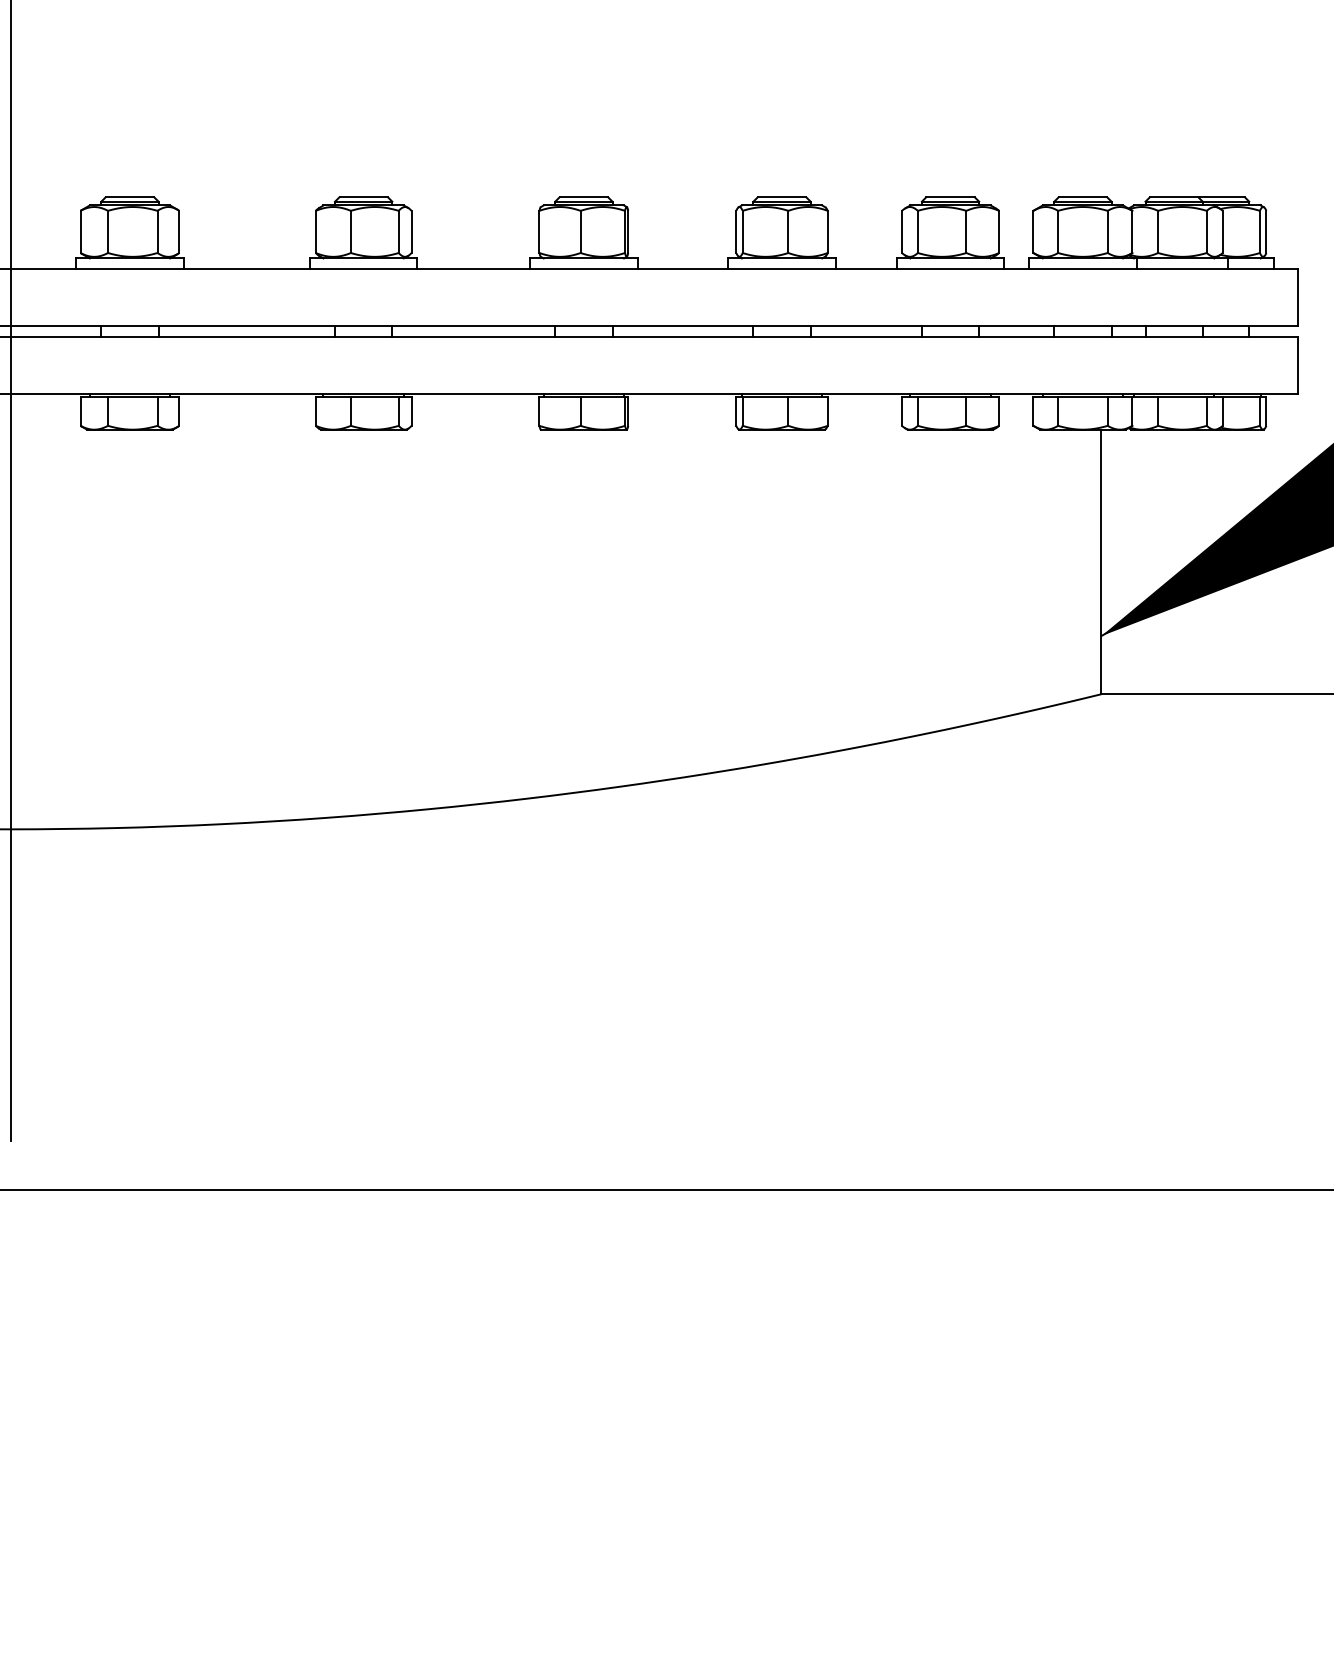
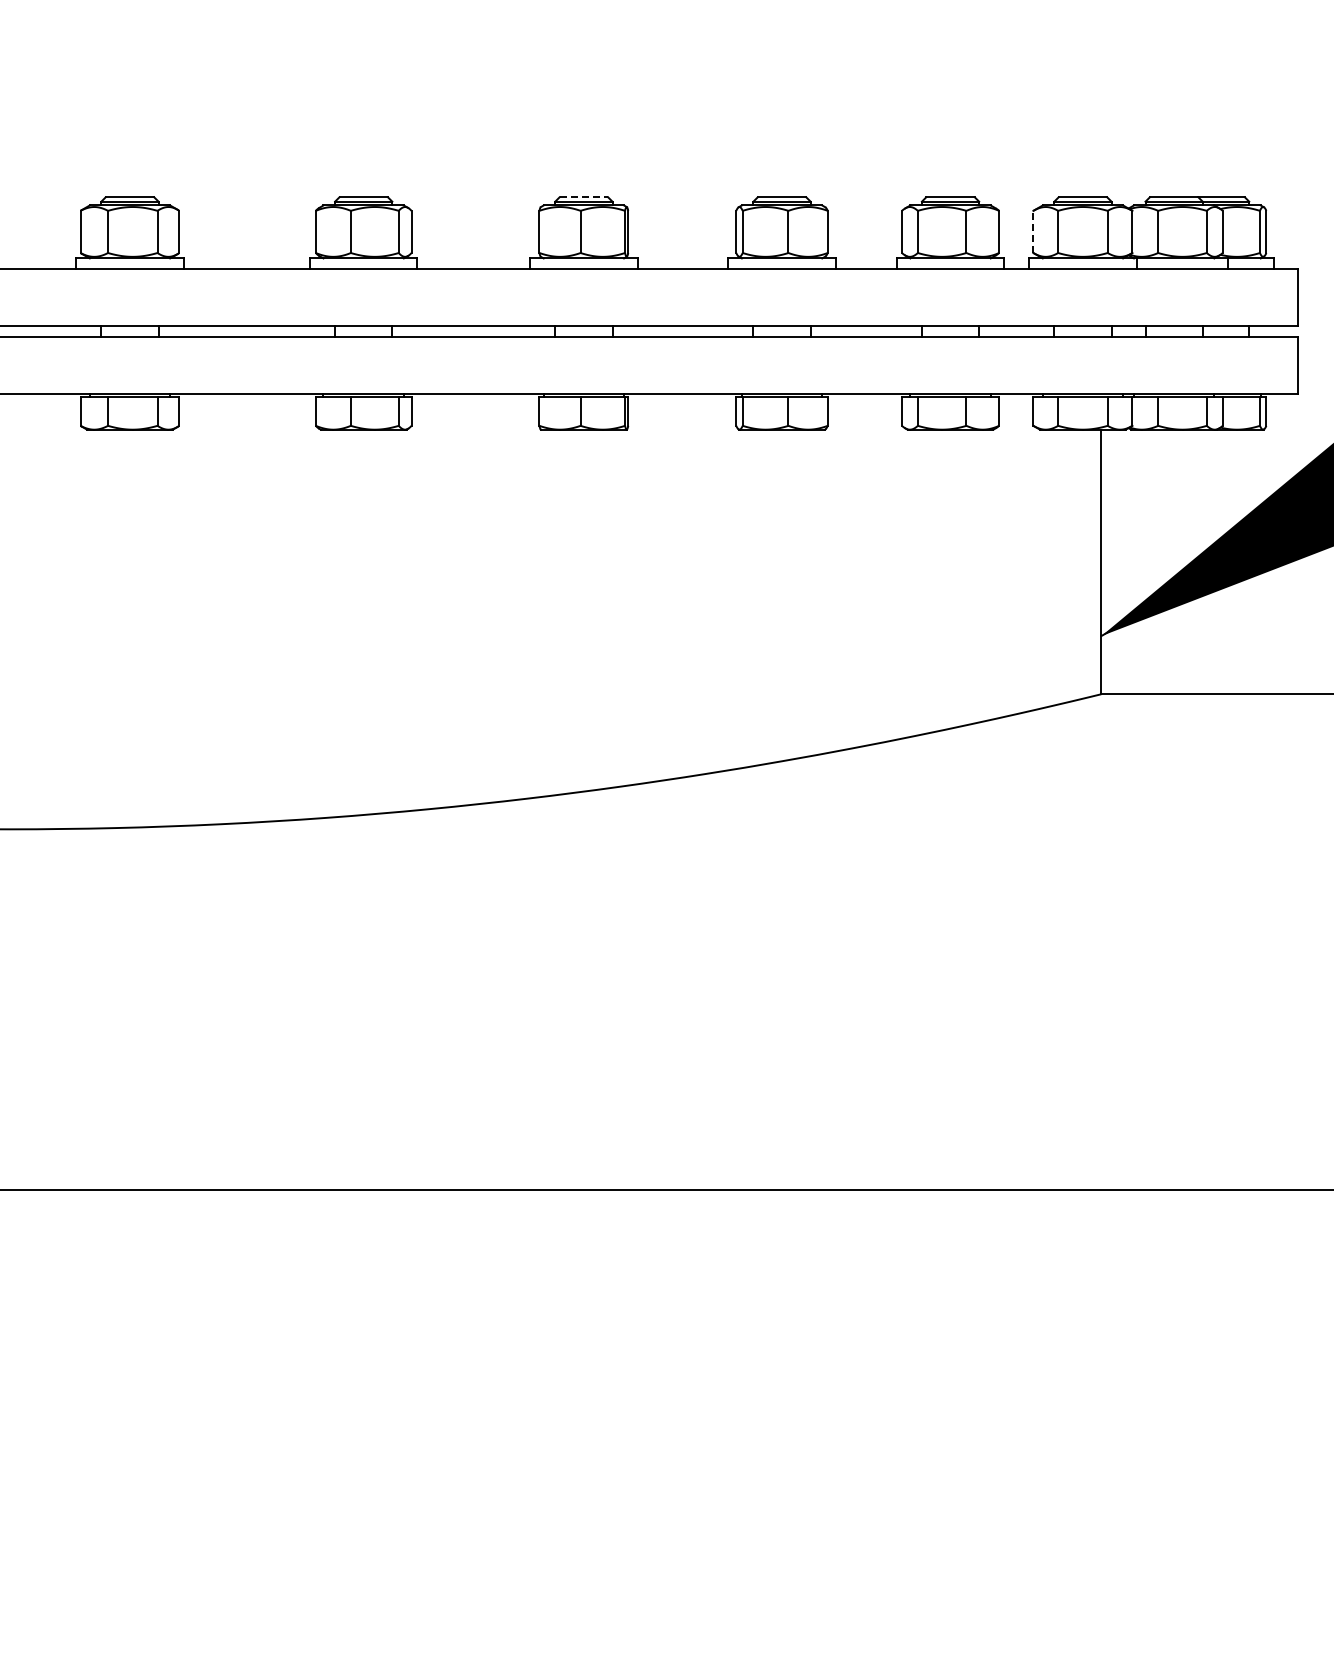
line: solid -> dashed (584, 197)
line: solid -> dashed (1033, 231)
line: present -> none (10, 571)
